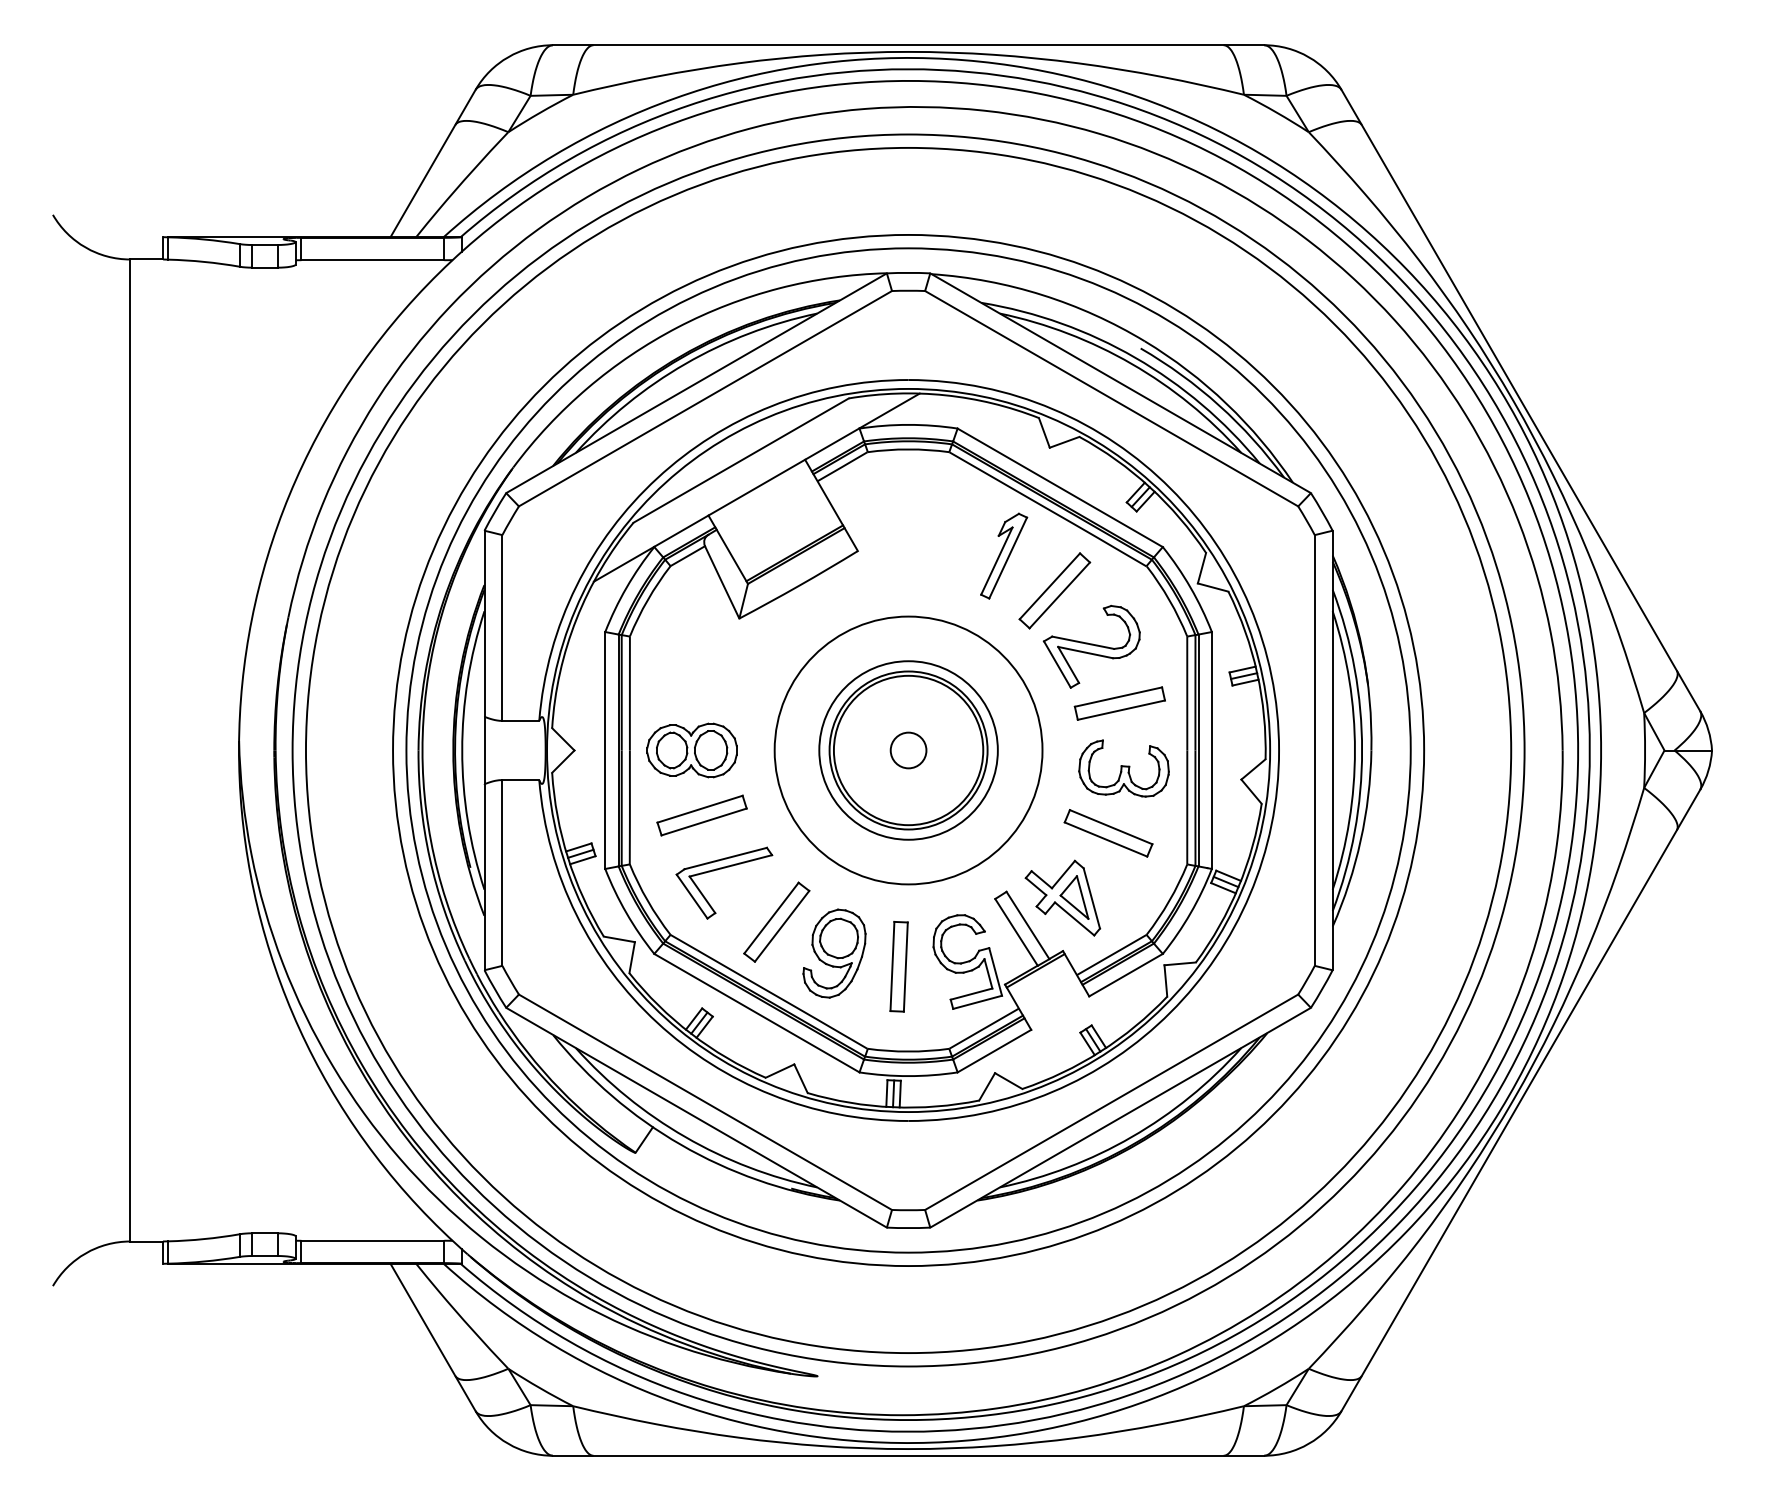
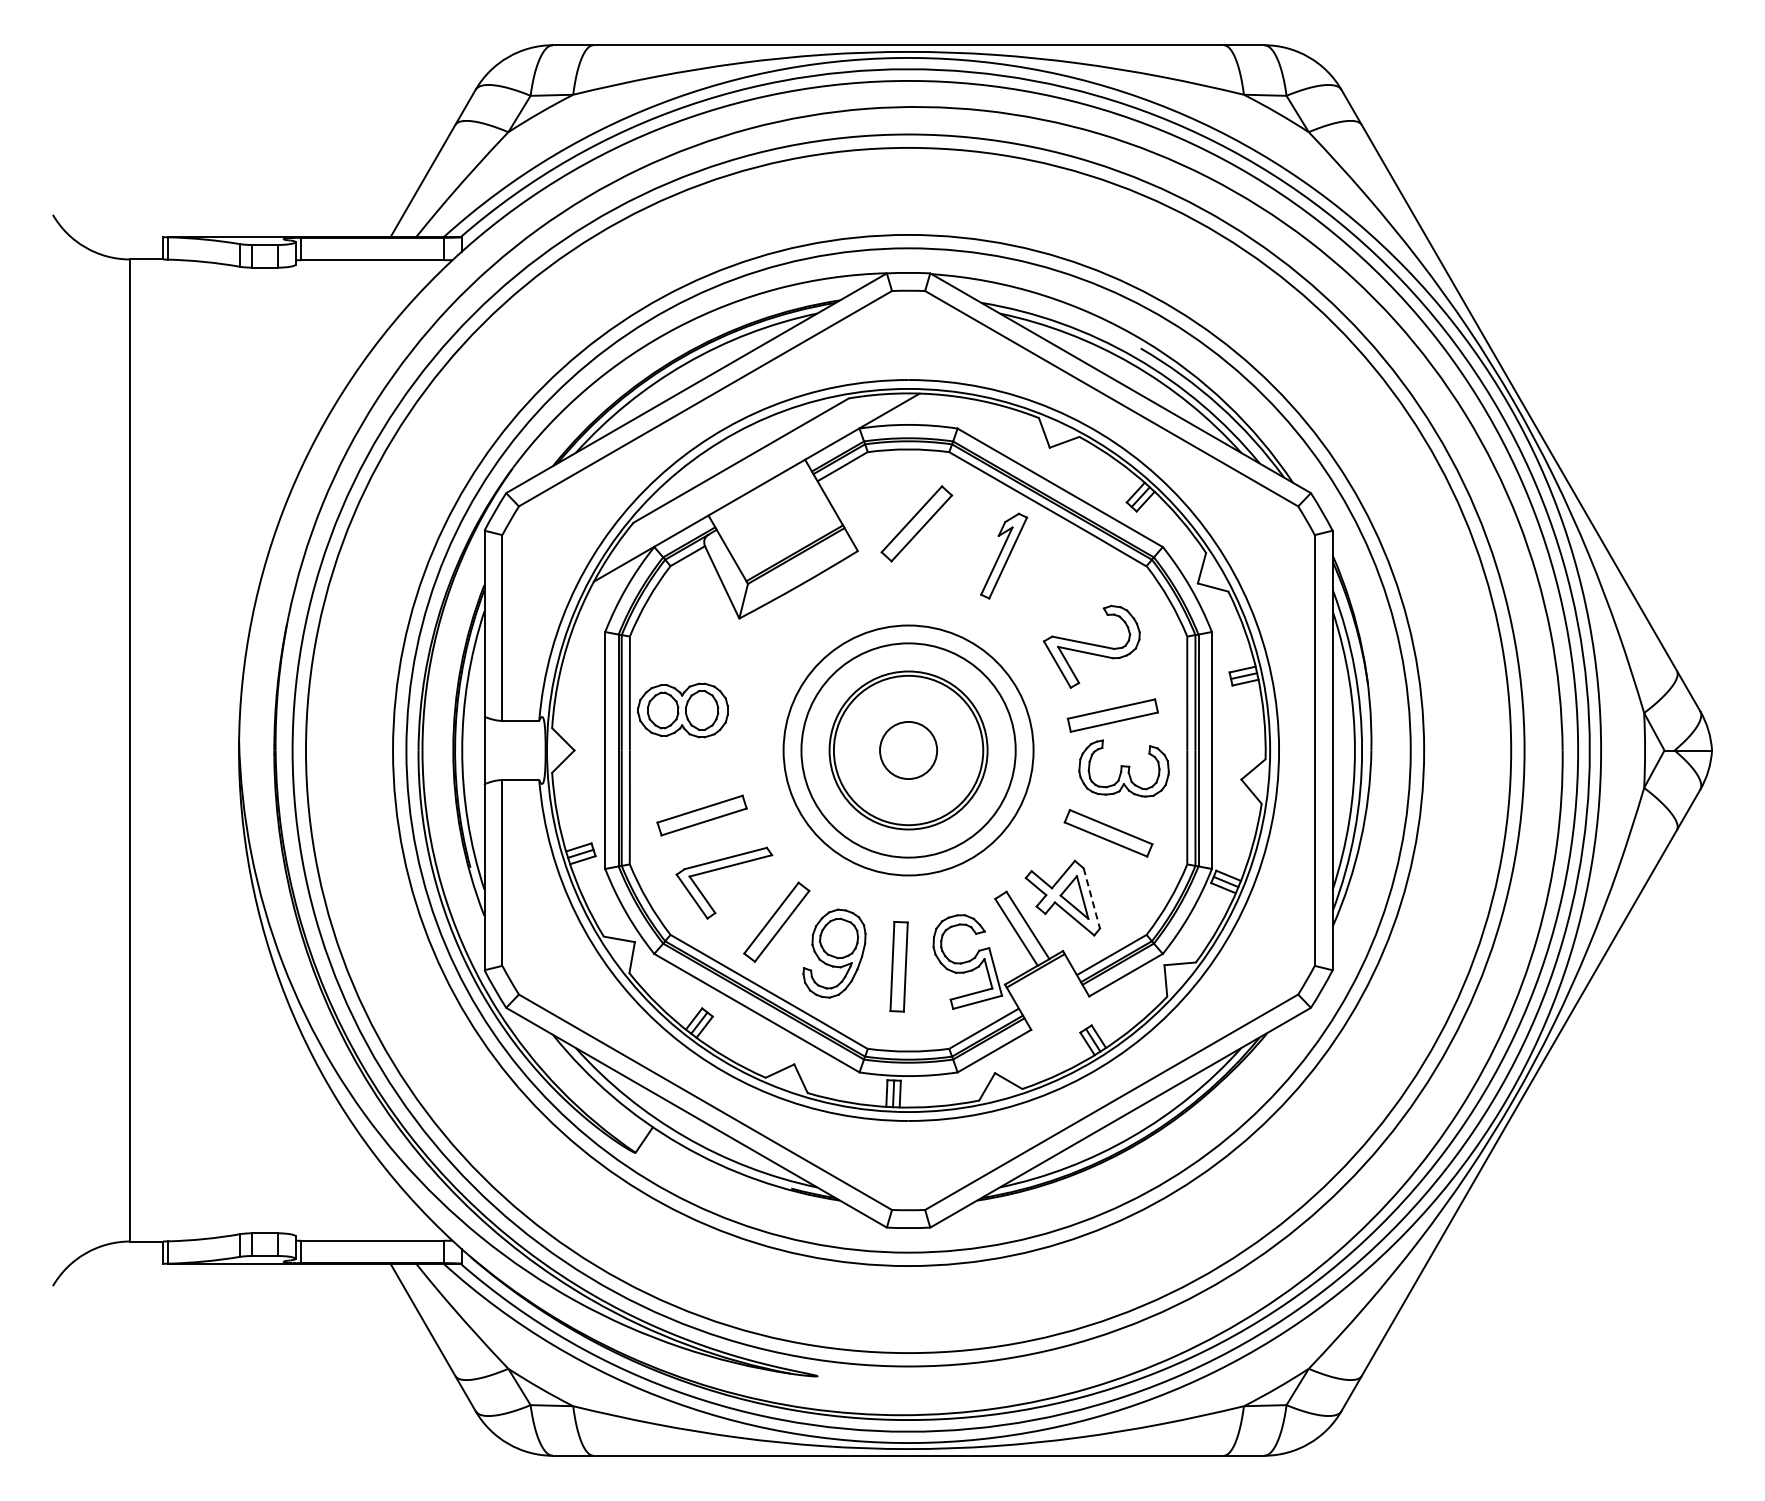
part position: (1054, 590) -> (916, 523) (916, 523)
part position: (1119, 703) -> (1112, 715) (1112, 715)
part position: (691, 750) -> (682, 710) (682, 710)
circle diameter: 179 px -> 250 px (908, 750)
circle diameter: 268 px -> 214 px (908, 750)
circle diameter: 36 px -> 57 px (908, 750)
line: solid -> dashed (1091, 898)
